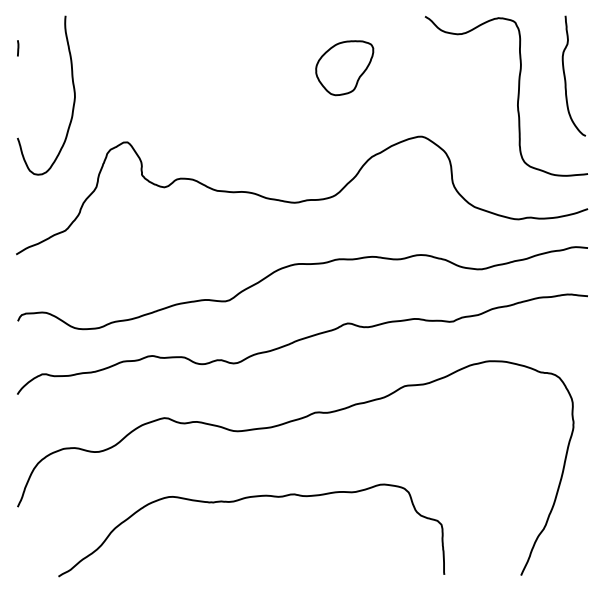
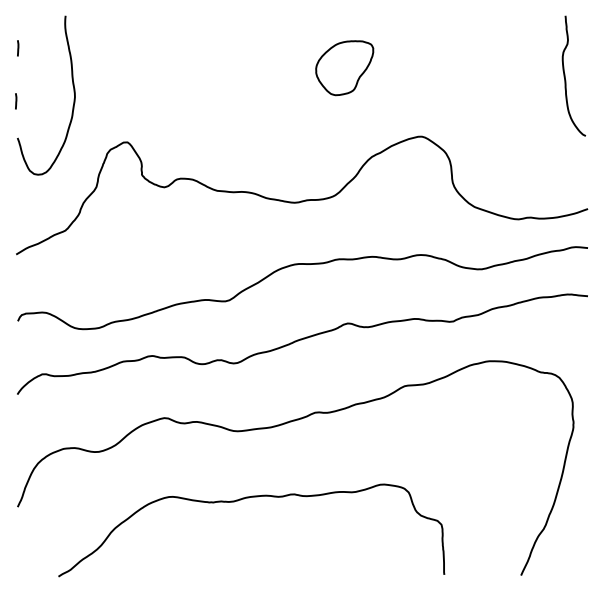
curve: present -> none (517, 96)
line: none -> present (16, 101)
